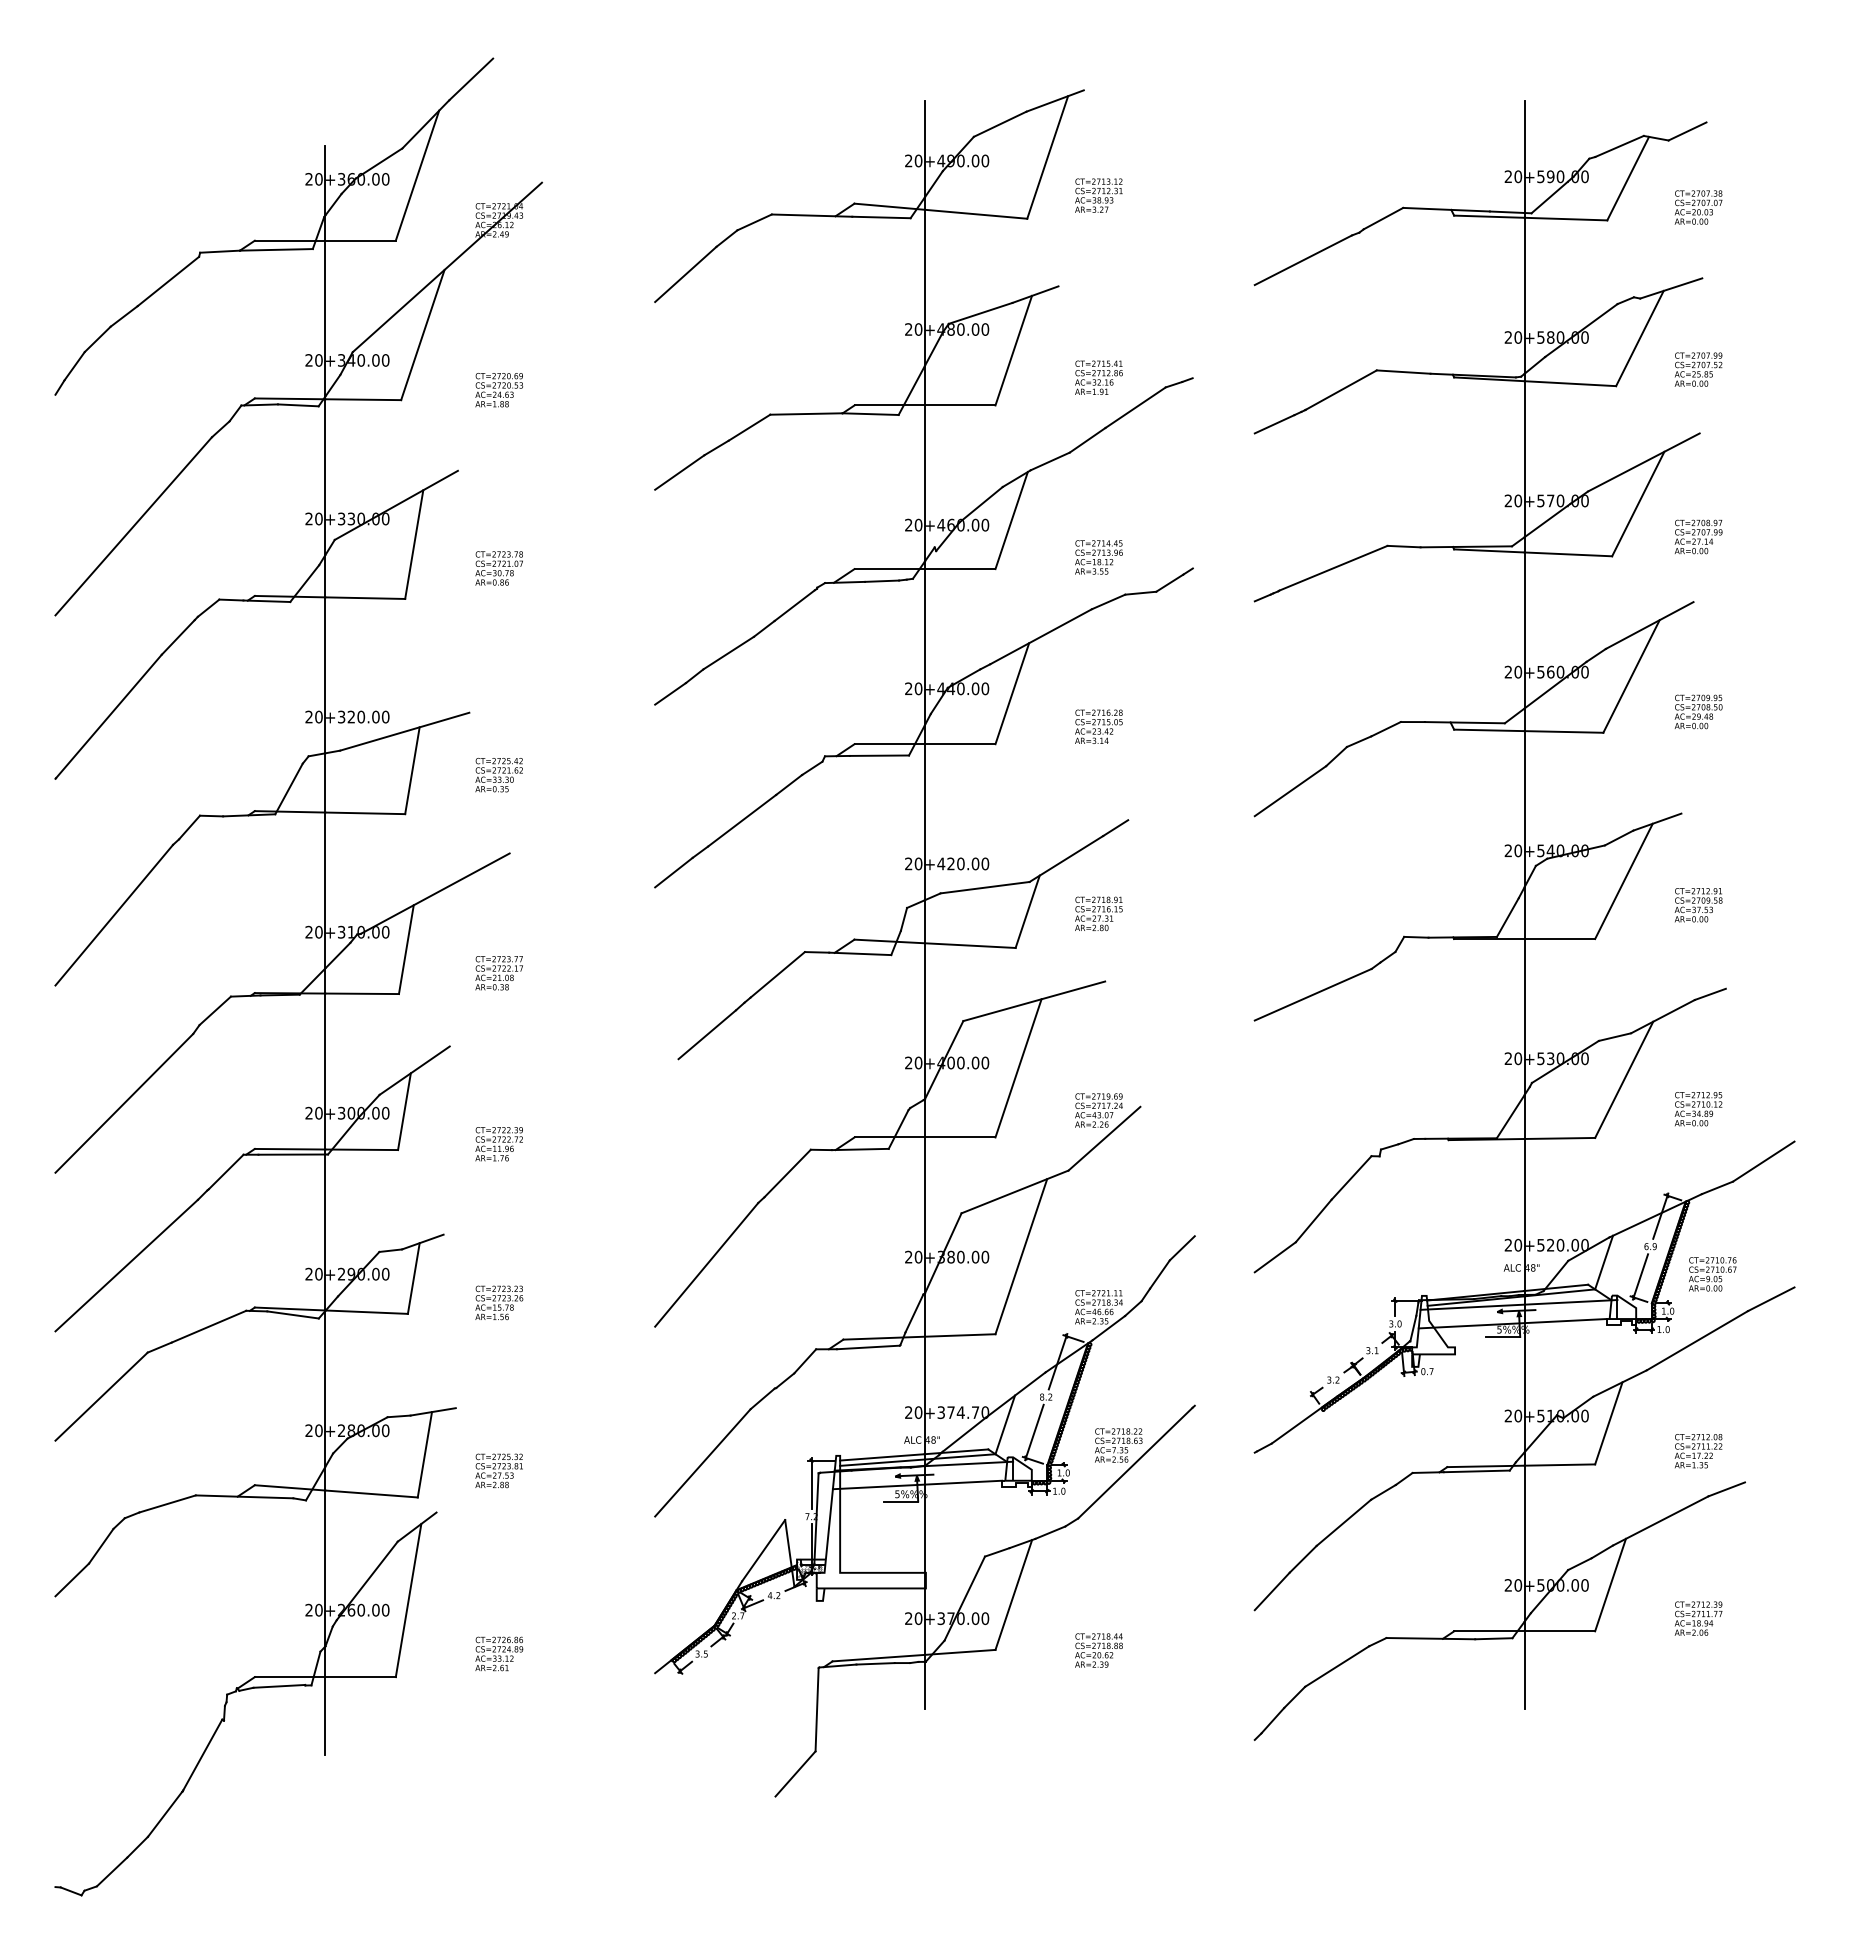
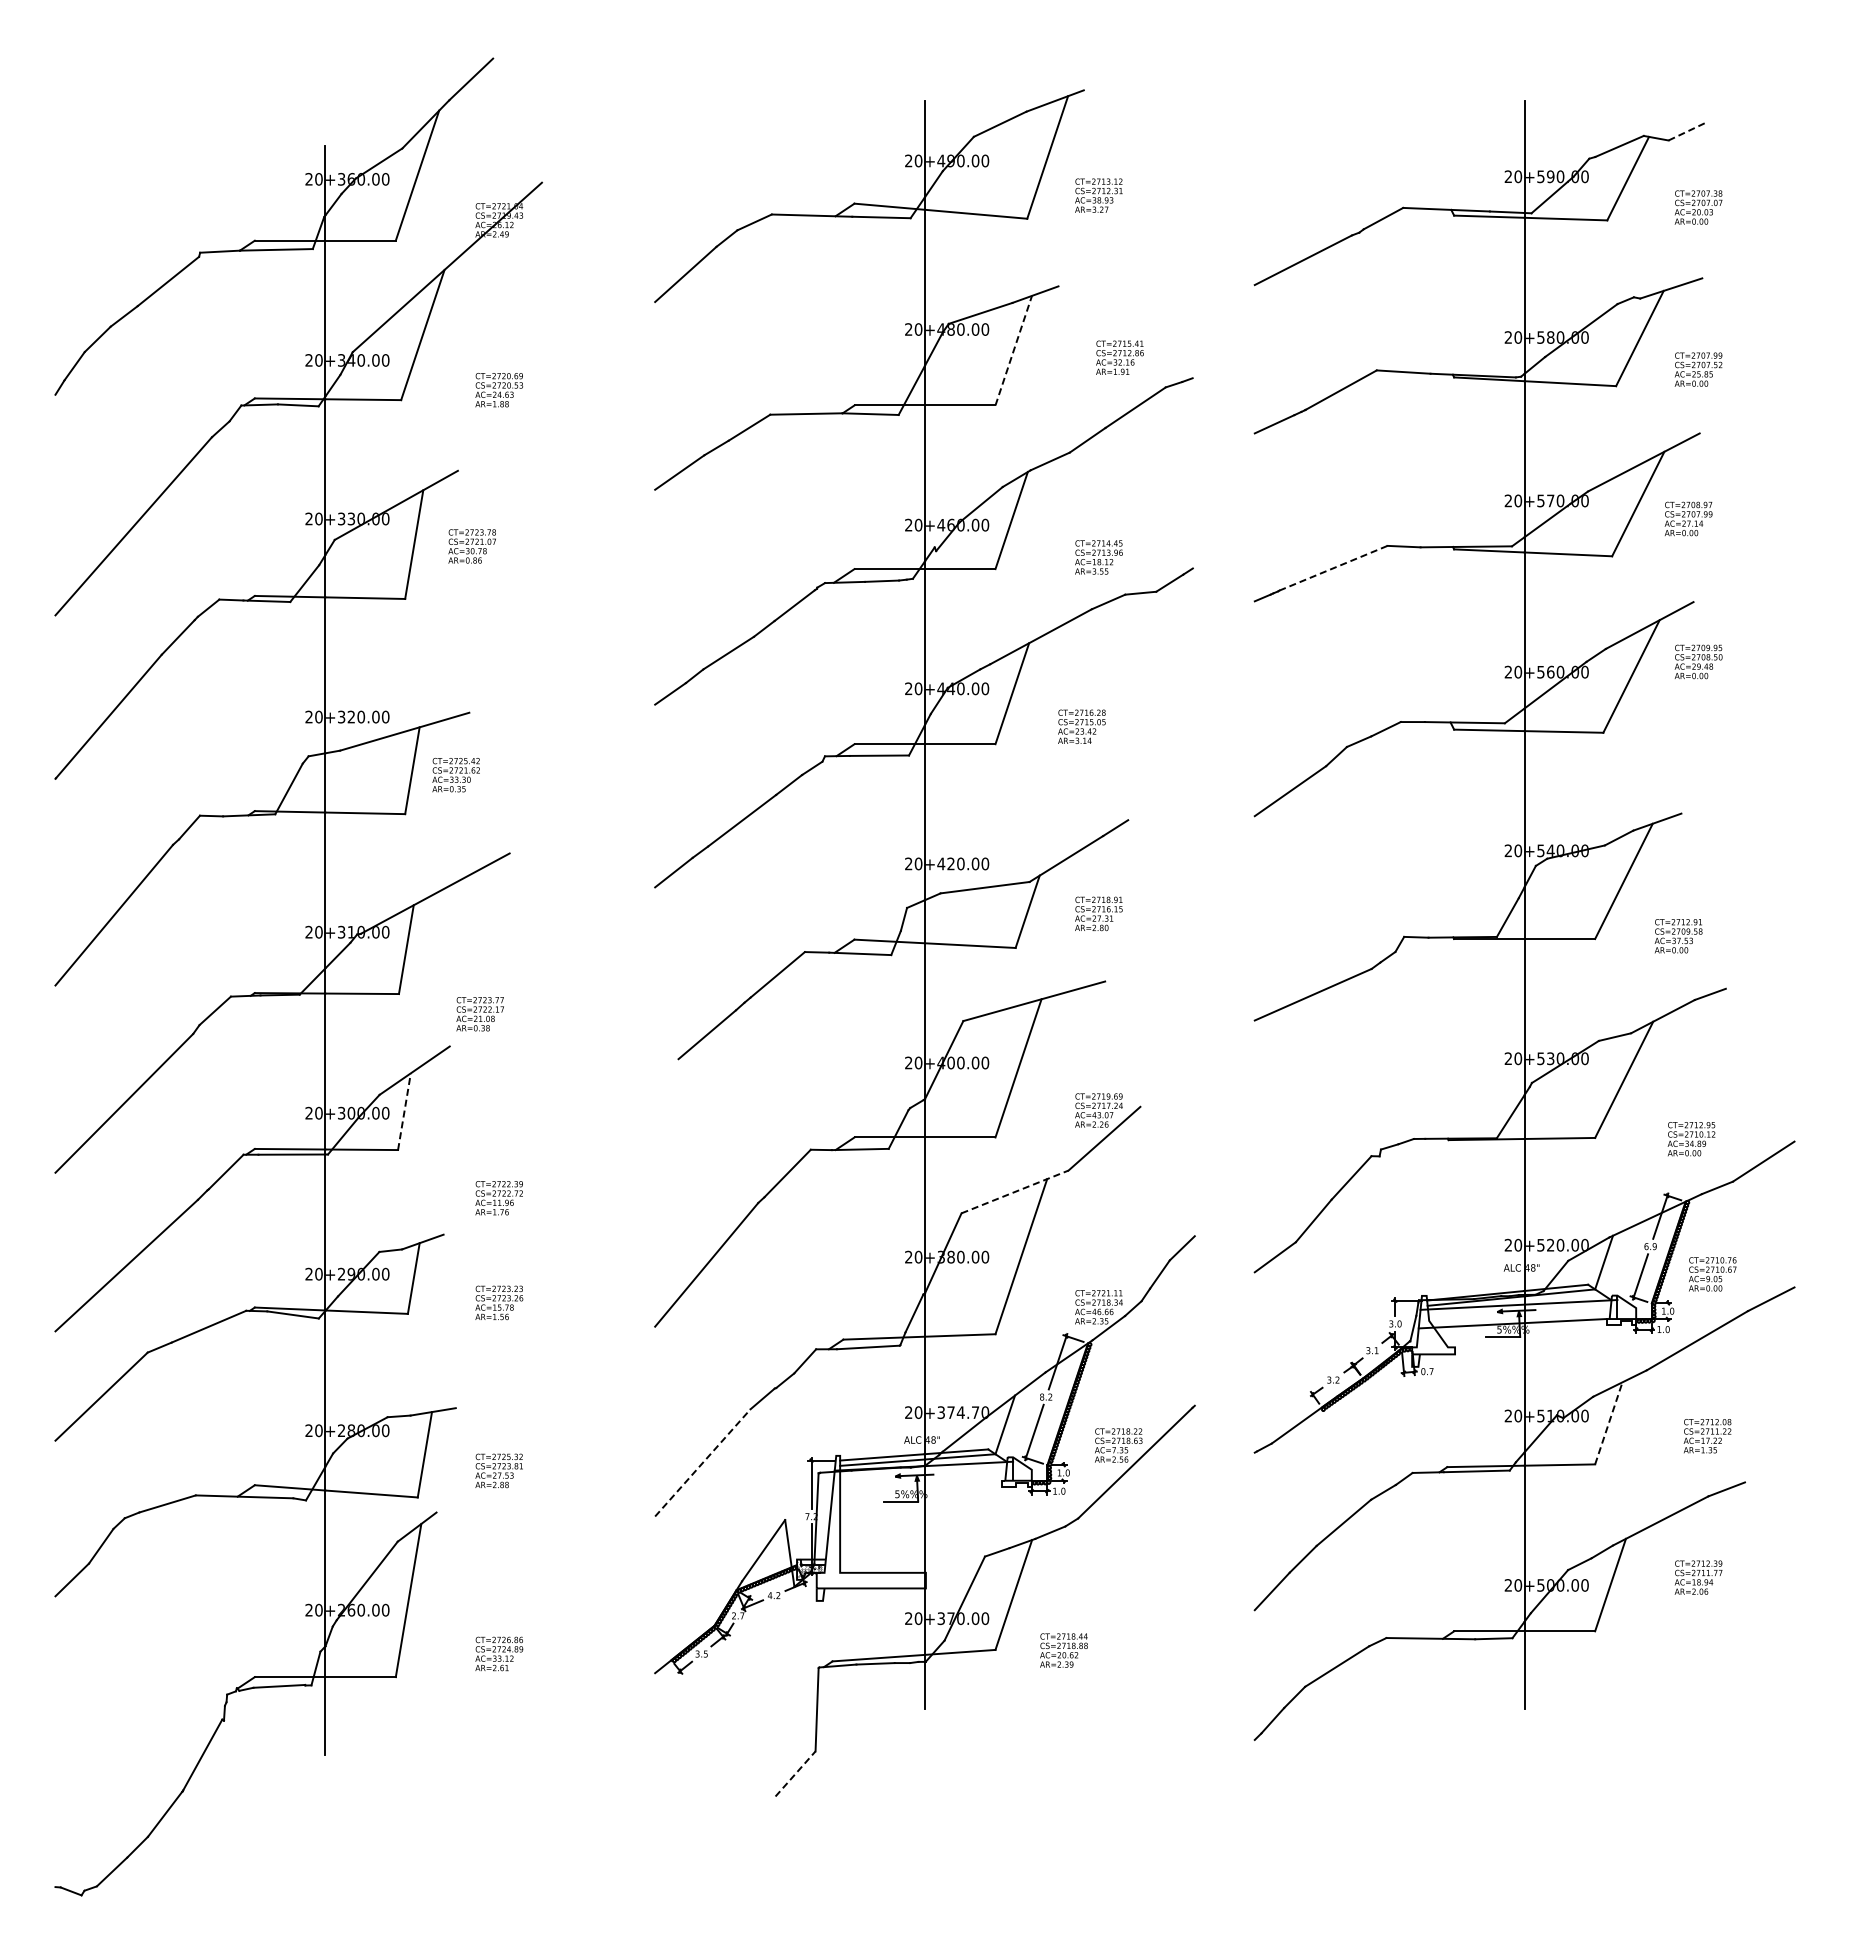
line: solid -> dashed (1687, 131)
line: solid -> dashed (1013, 350)
text position: (1098, 377) -> (1119, 357) (1119, 357)
text position: (1698, 536) -> (1688, 518) (1688, 518)
text position: (498, 568) -> (471, 546) (471, 546)
line: solid -> dashed (1333, 568)
text position: (1698, 711) -> (1698, 661) (1698, 661)
text position: (1098, 726) -> (1081, 726) (1081, 726)
text position: (498, 775) -> (455, 775) (455, 775)
text position: (1698, 905) -> (1678, 936) (1678, 936)
text position: (498, 973) -> (479, 1014) (479, 1014)
text position: (1698, 1109) -> (1691, 1139) (1691, 1139)
line: solid -> dashed (404, 1111)
text position: (498, 1144) -> (498, 1198) (498, 1198)
line: solid -> dashed (1015, 1191)
line: solid -> dashed (1608, 1422)
text position: (1698, 1451) -> (1707, 1436) (1707, 1436)
line: solid -> dashed (702, 1462)
line: present -> none (917, 1484)
text position: (1698, 1618) -> (1698, 1577) (1698, 1577)
text position: (1098, 1650) -> (1063, 1650) (1063, 1650)
line: solid -> dashed (795, 1773)
